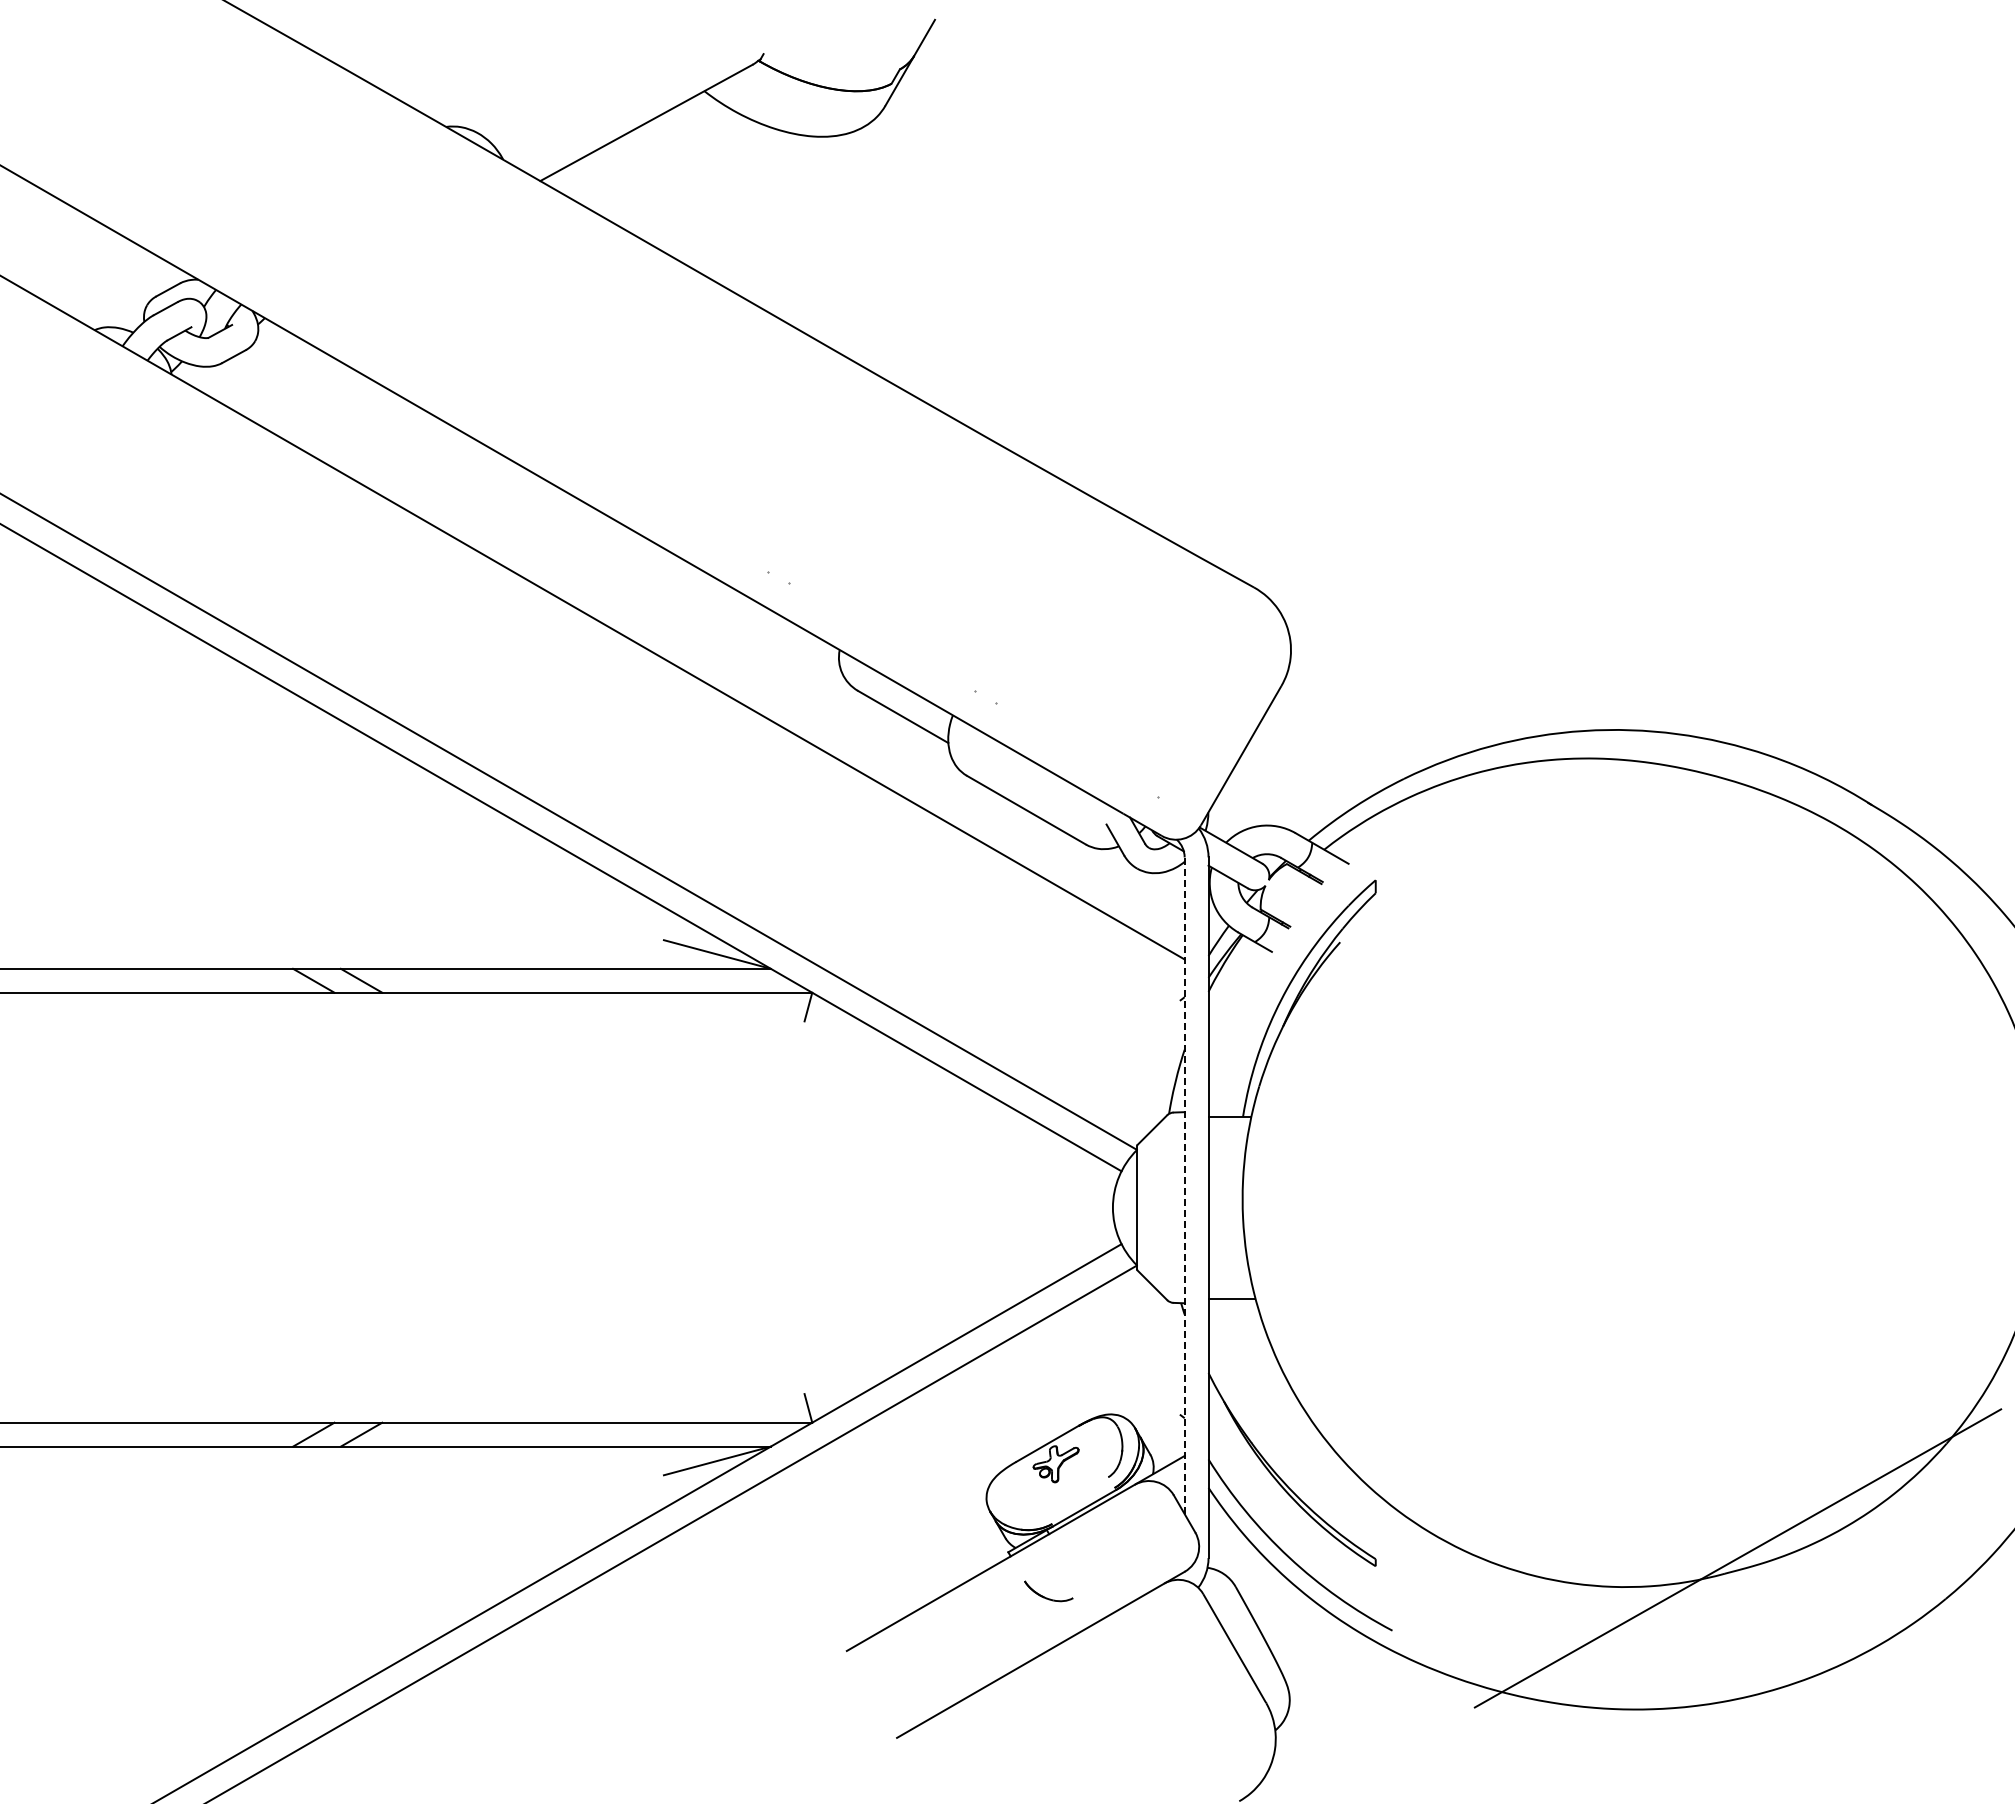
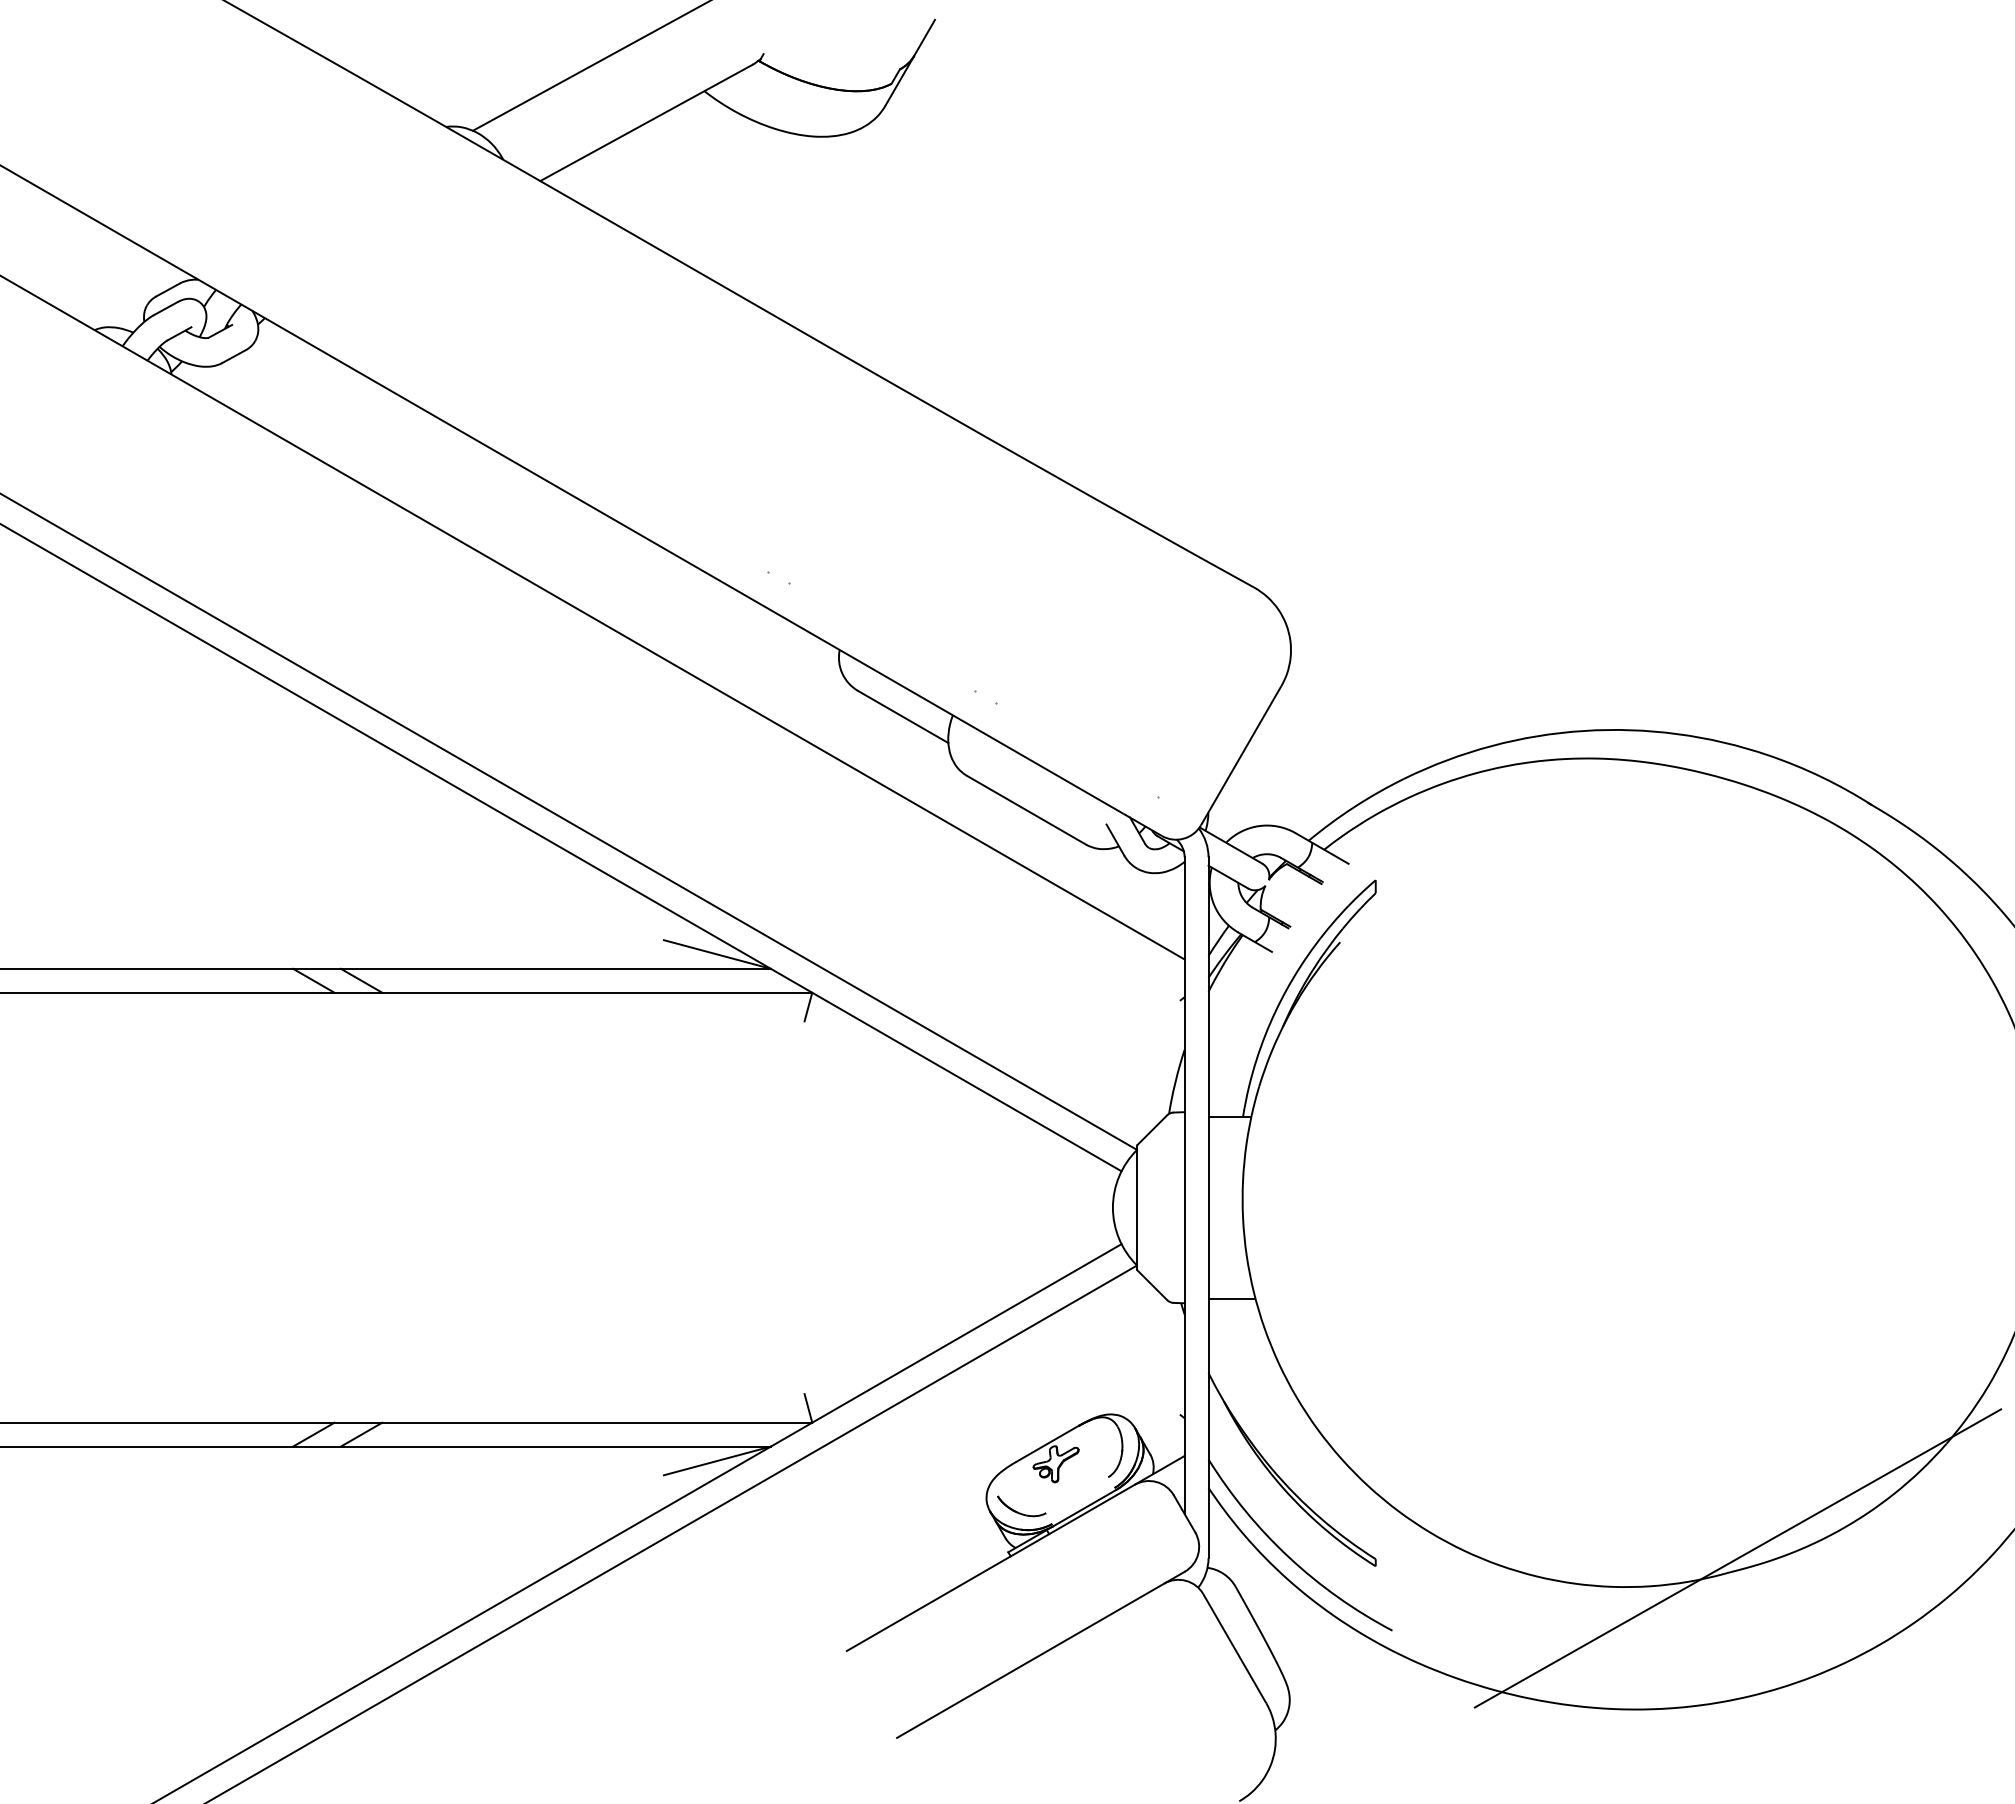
line: none -> present (589, 66)
line: dashed -> solid (1184, 1185)
part position: (1047, 1597) -> (1020, 1512) (1020, 1512)
